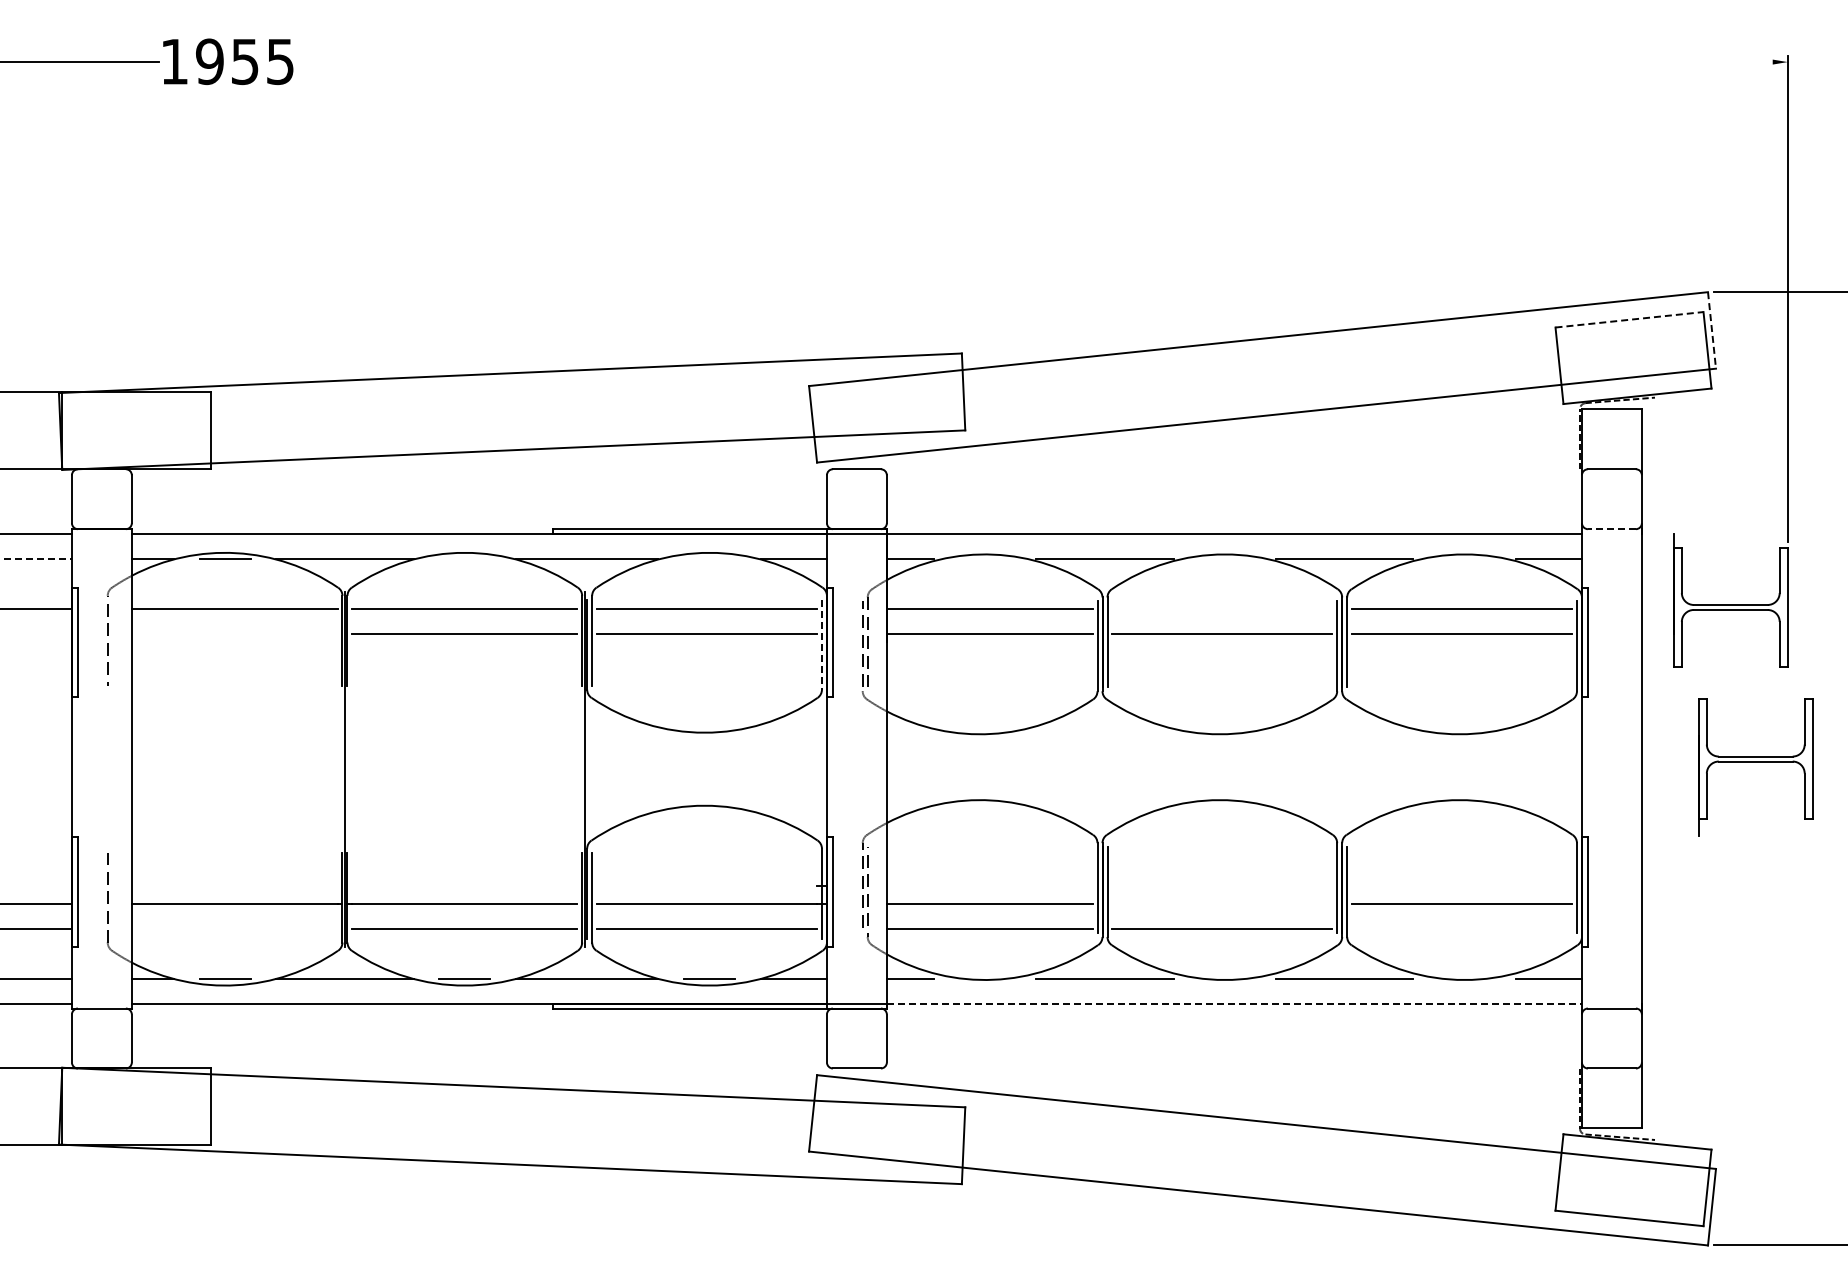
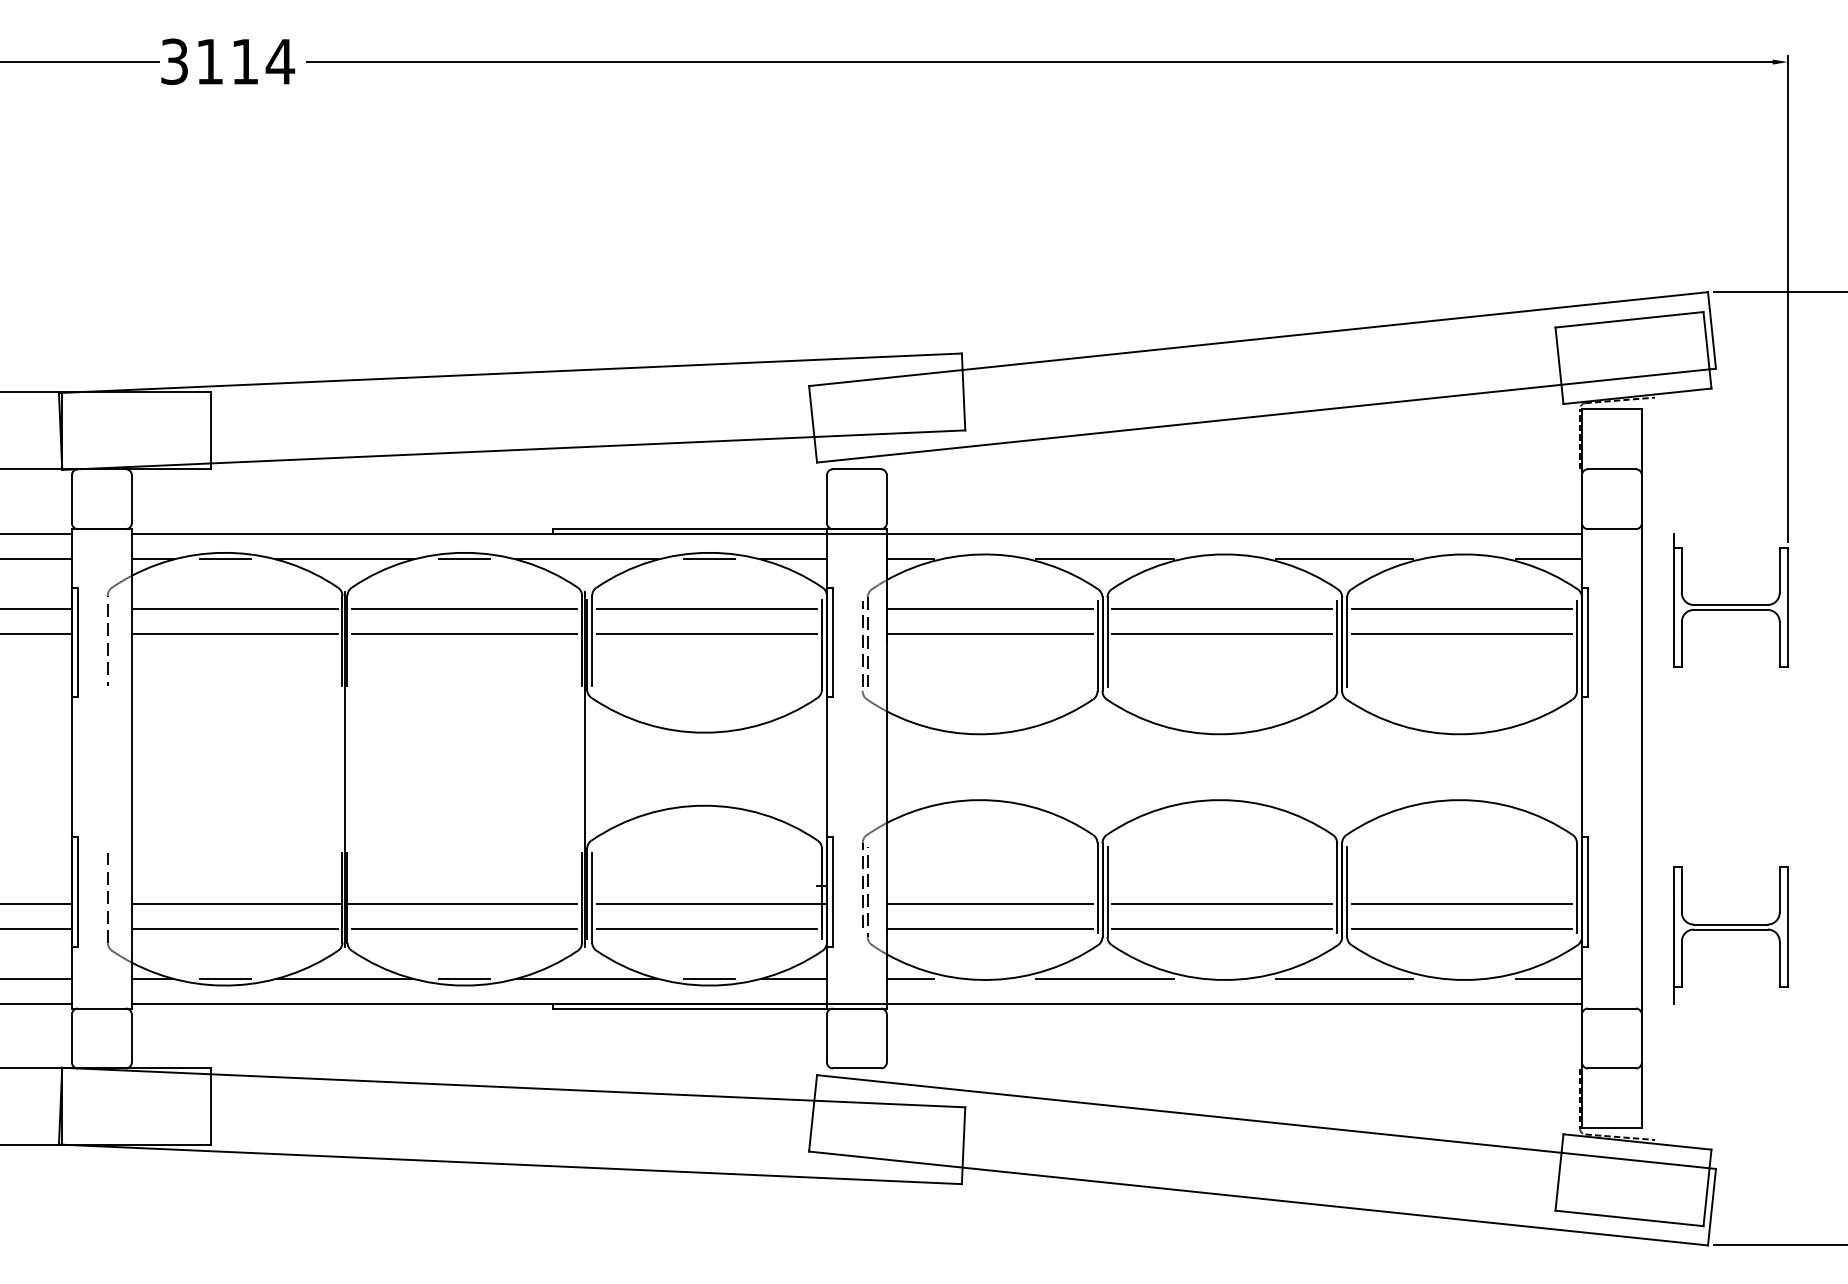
text: 1955 -> 3114 (228, 61)
line: none -> present (1039, 62)
line: dashed -> solid (1630, 319)
line: dashed -> solid (1712, 330)
line: dashed -> solid (1611, 529)
line: dashed -> solid (35, 559)
line: none -> present (464, 559)
line: none -> present (709, 559)
line: none -> present (1222, 609)
line: none -> present (36, 634)
line: none -> present (234, 634)
line: dashed -> solid (821, 644)
part position: (1755, 767) -> (1730, 935) (1730, 935)
line: none -> present (1222, 903)
line: none -> present (234, 928)
line: none -> present (1461, 928)
line: dashed -> solid (1234, 1003)
